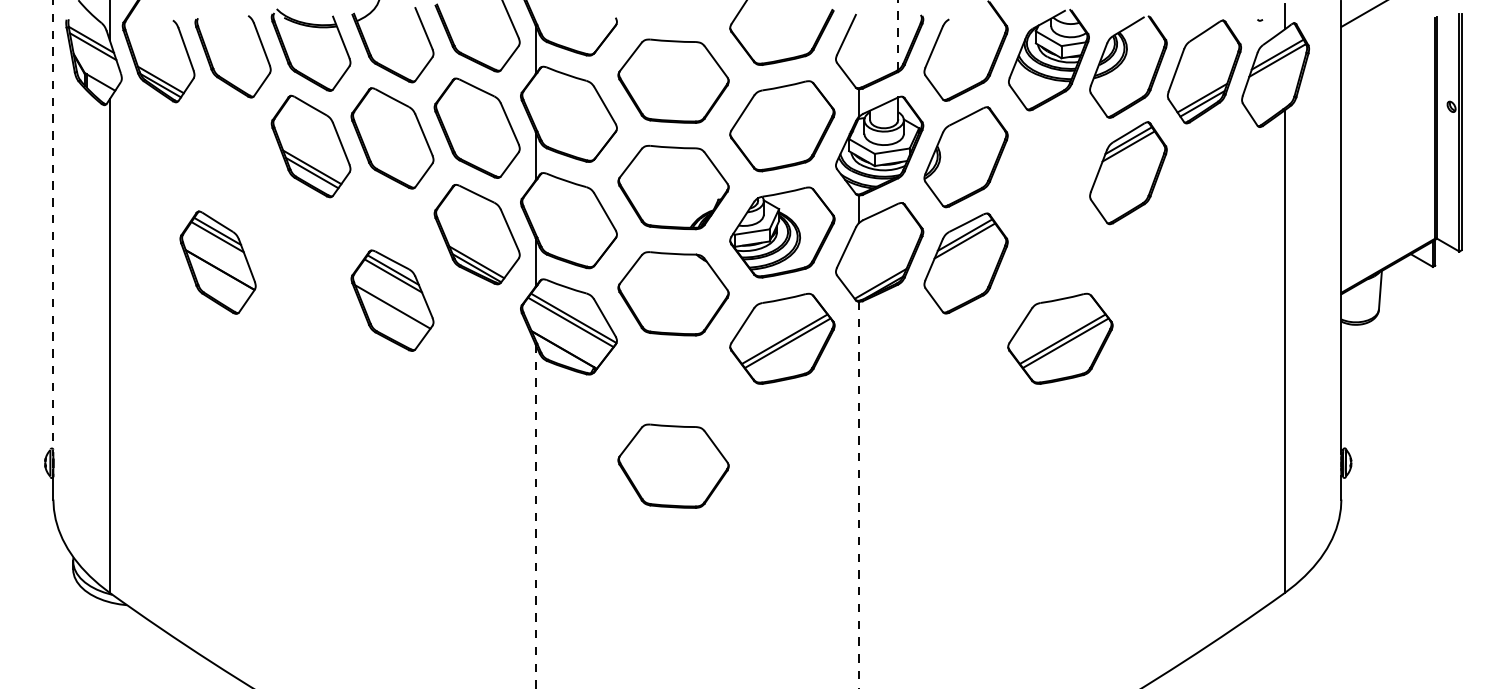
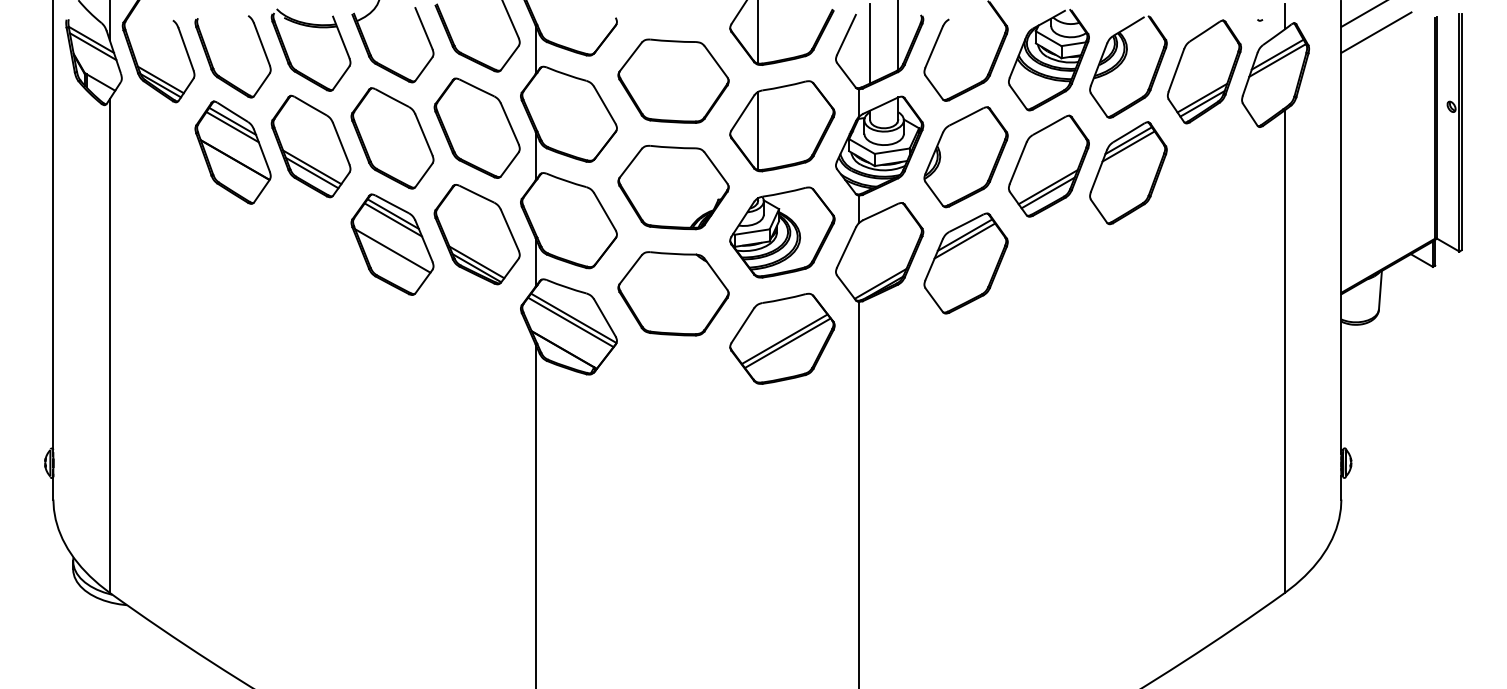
line: none -> present (758, 32)
line: none -> present (1376, 32)
line: dashed -> solid (898, 35)
line: none -> present (870, 43)
line: none -> present (758, 130)
part: none -> present (1048, 165)
line: dashed -> solid (53, 228)
part position: (217, 262) -> (232, 152) (232, 152)
part position: (392, 300) -> (392, 244) (392, 244)
part: present -> none (1060, 338)
part: present -> none (673, 465)
line: dashed -> solid (858, 495)
line: dashed -> solid (535, 516)
